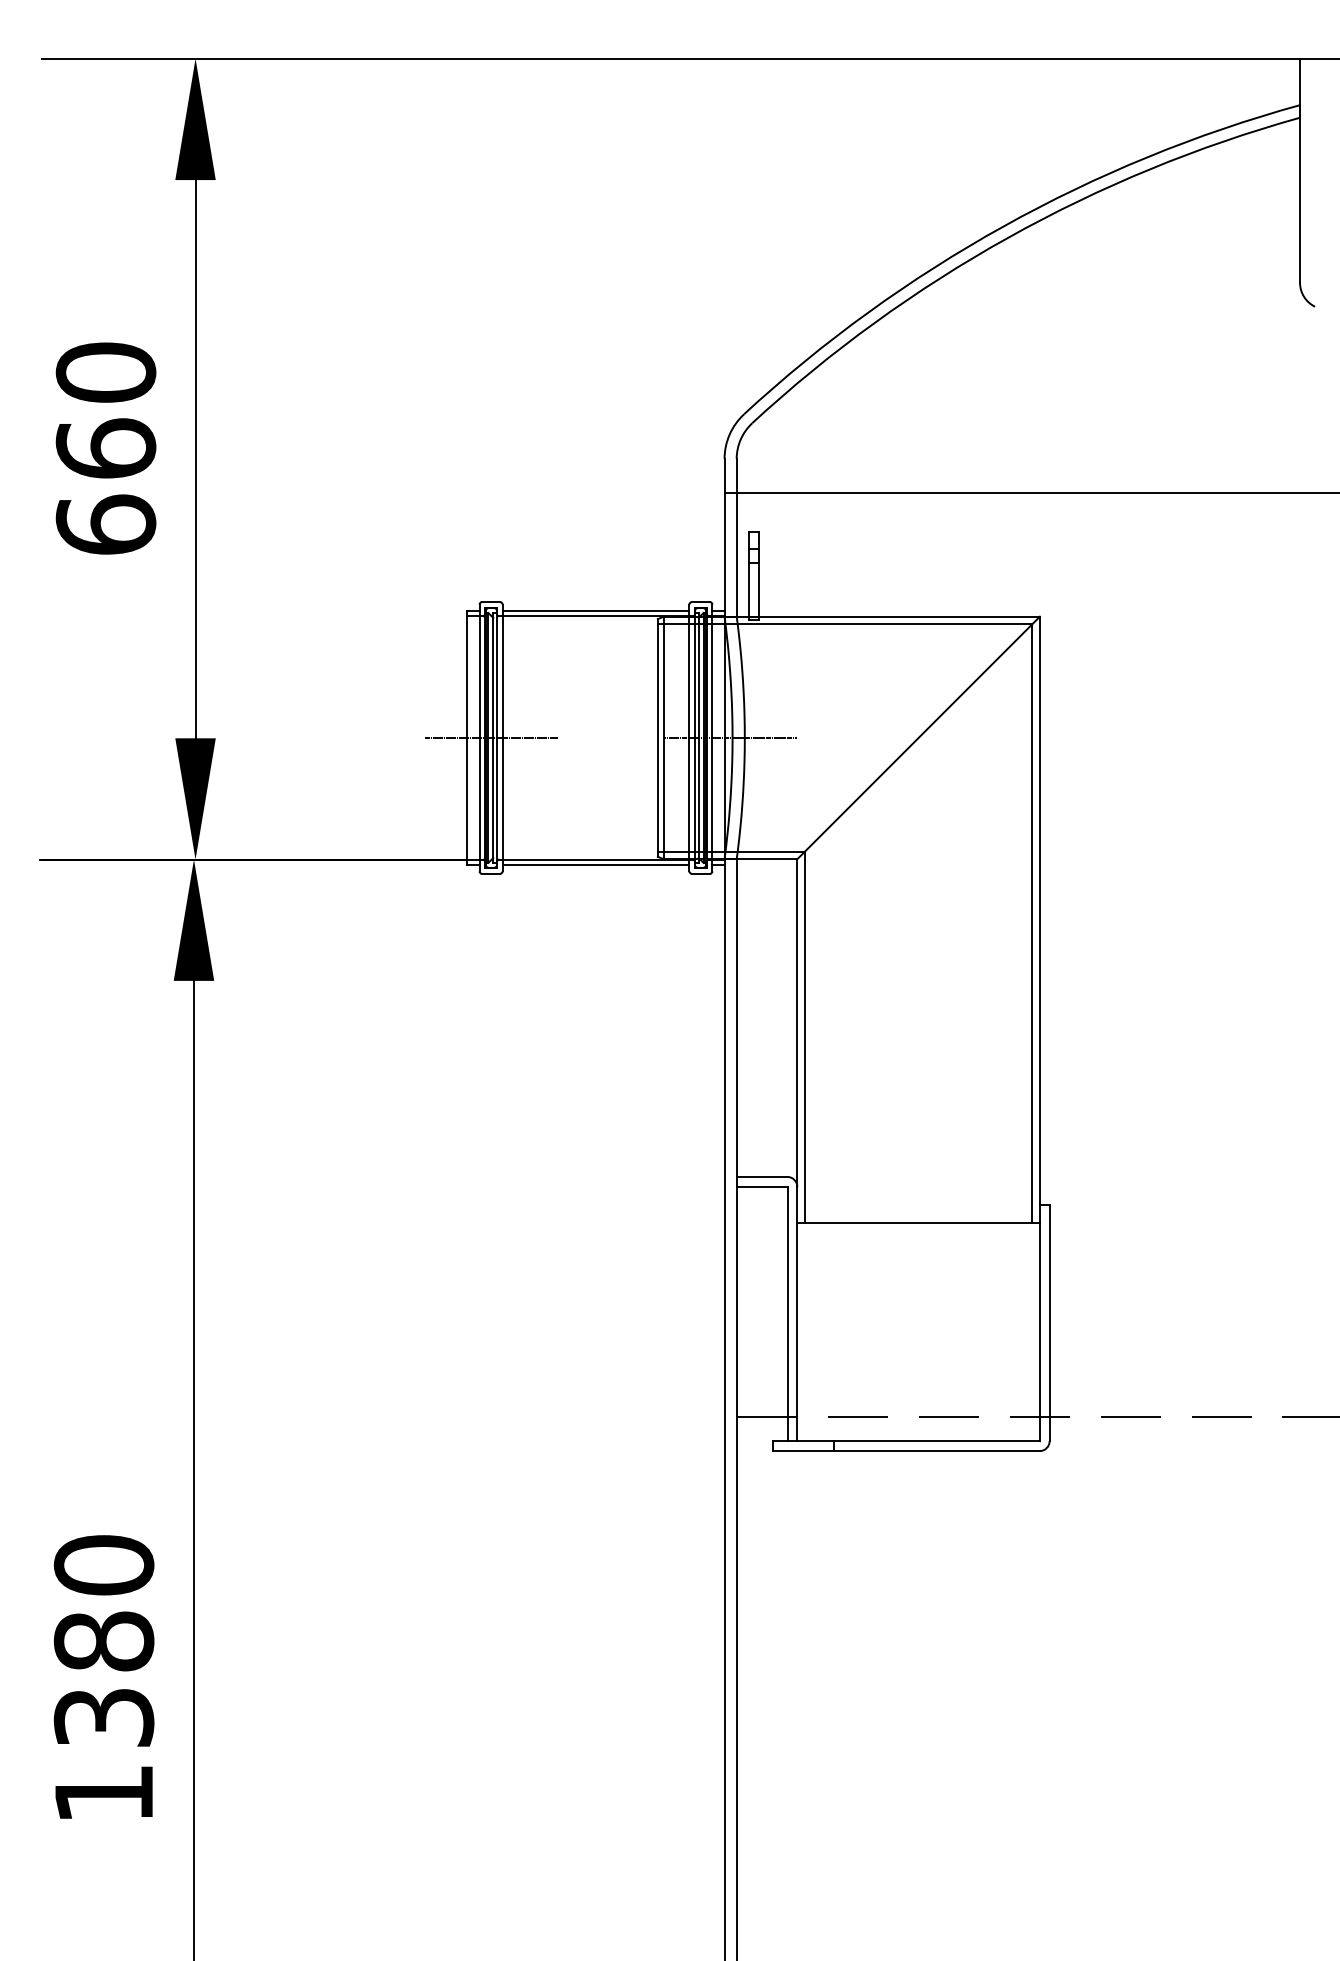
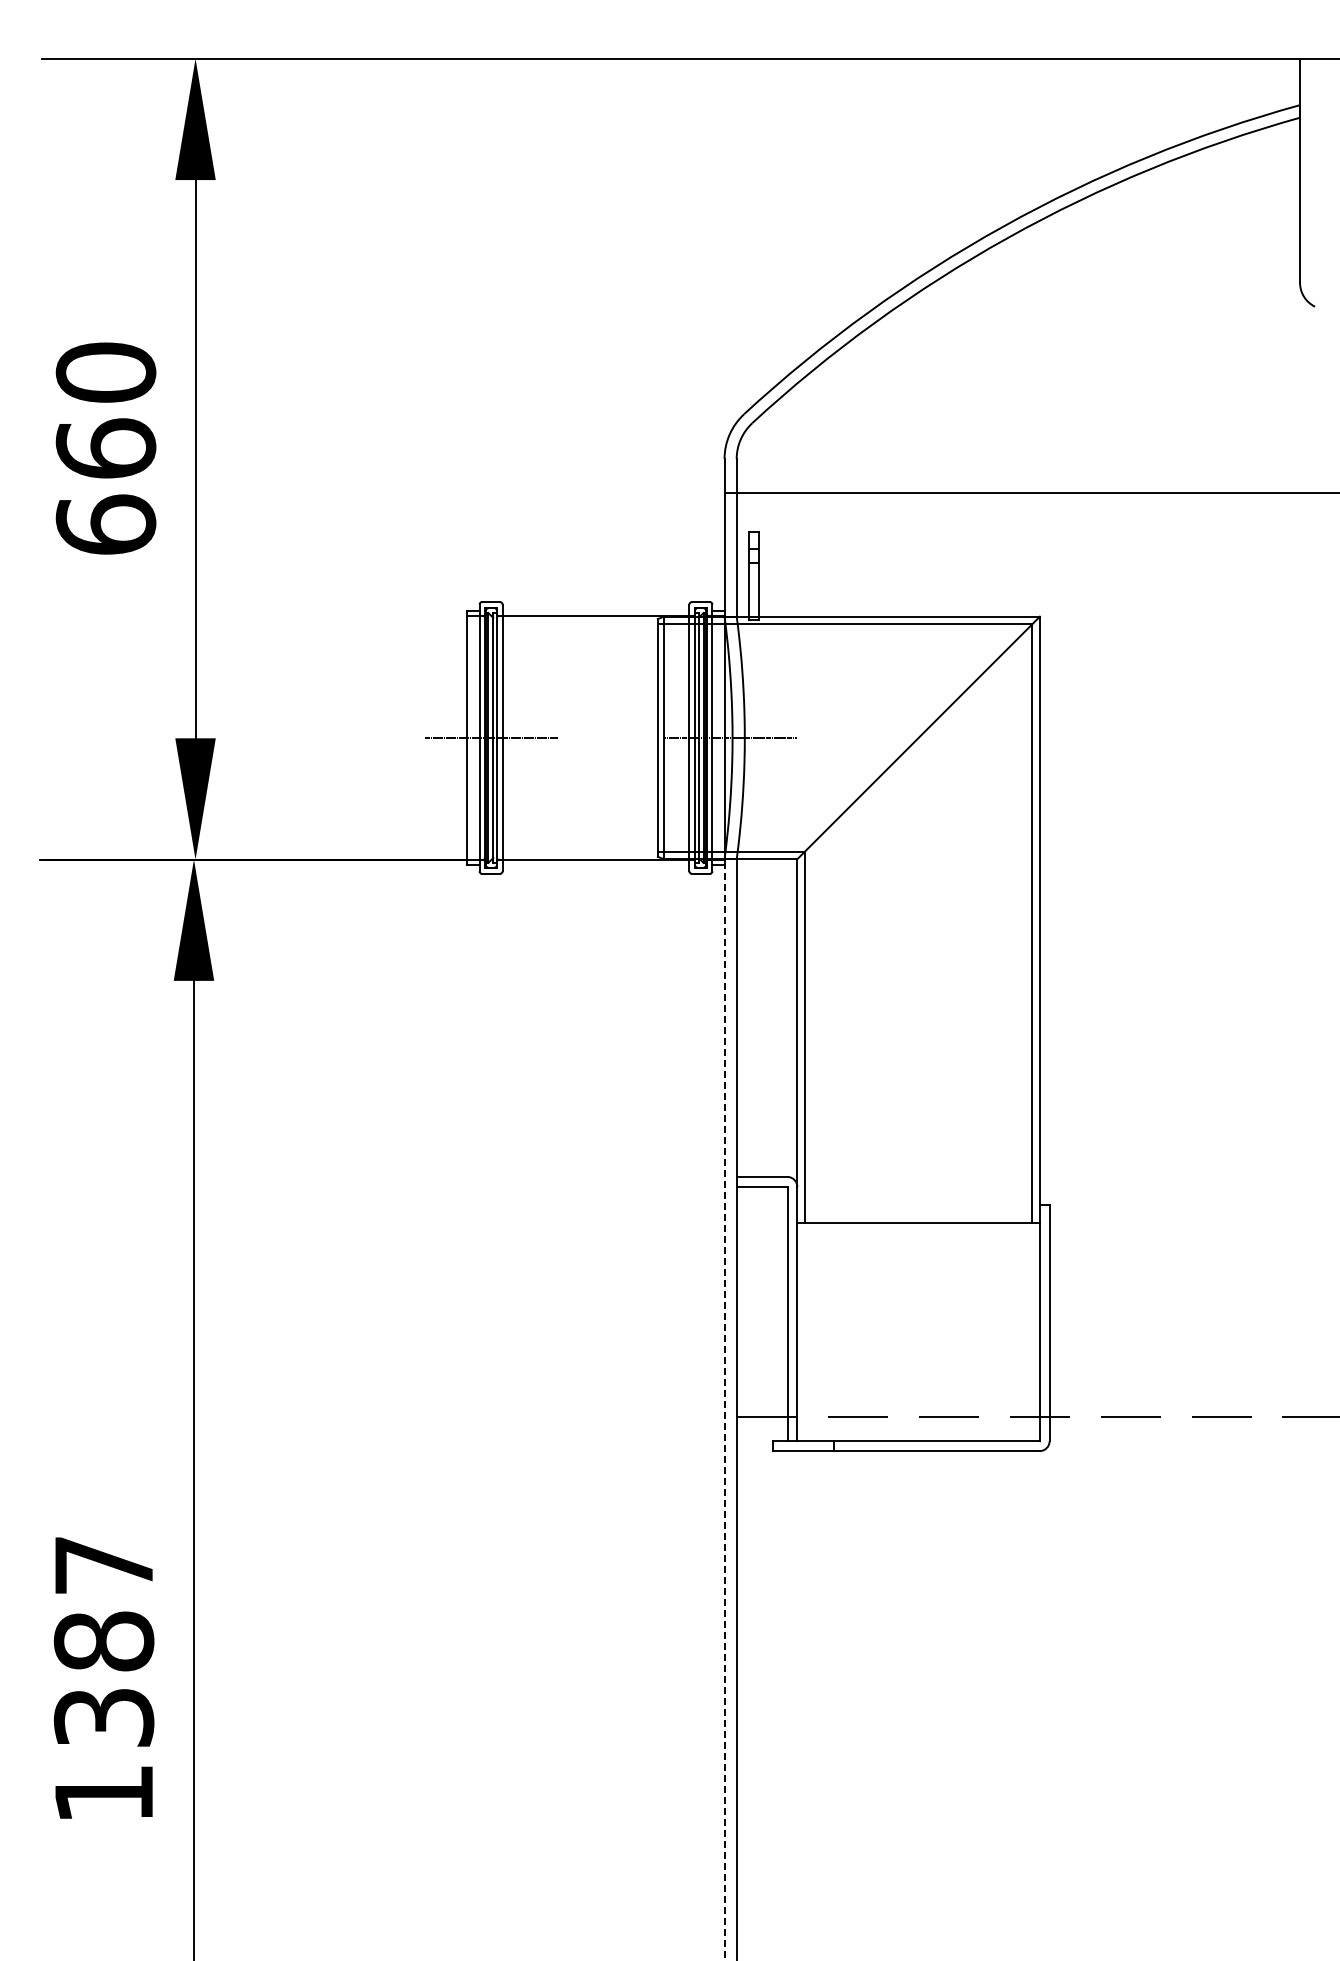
line: present -> none (595, 610)
line: present -> none (595, 865)
line: solid -> dashed (724, 1413)
text: 1380 -> 1387 (103, 1565)
